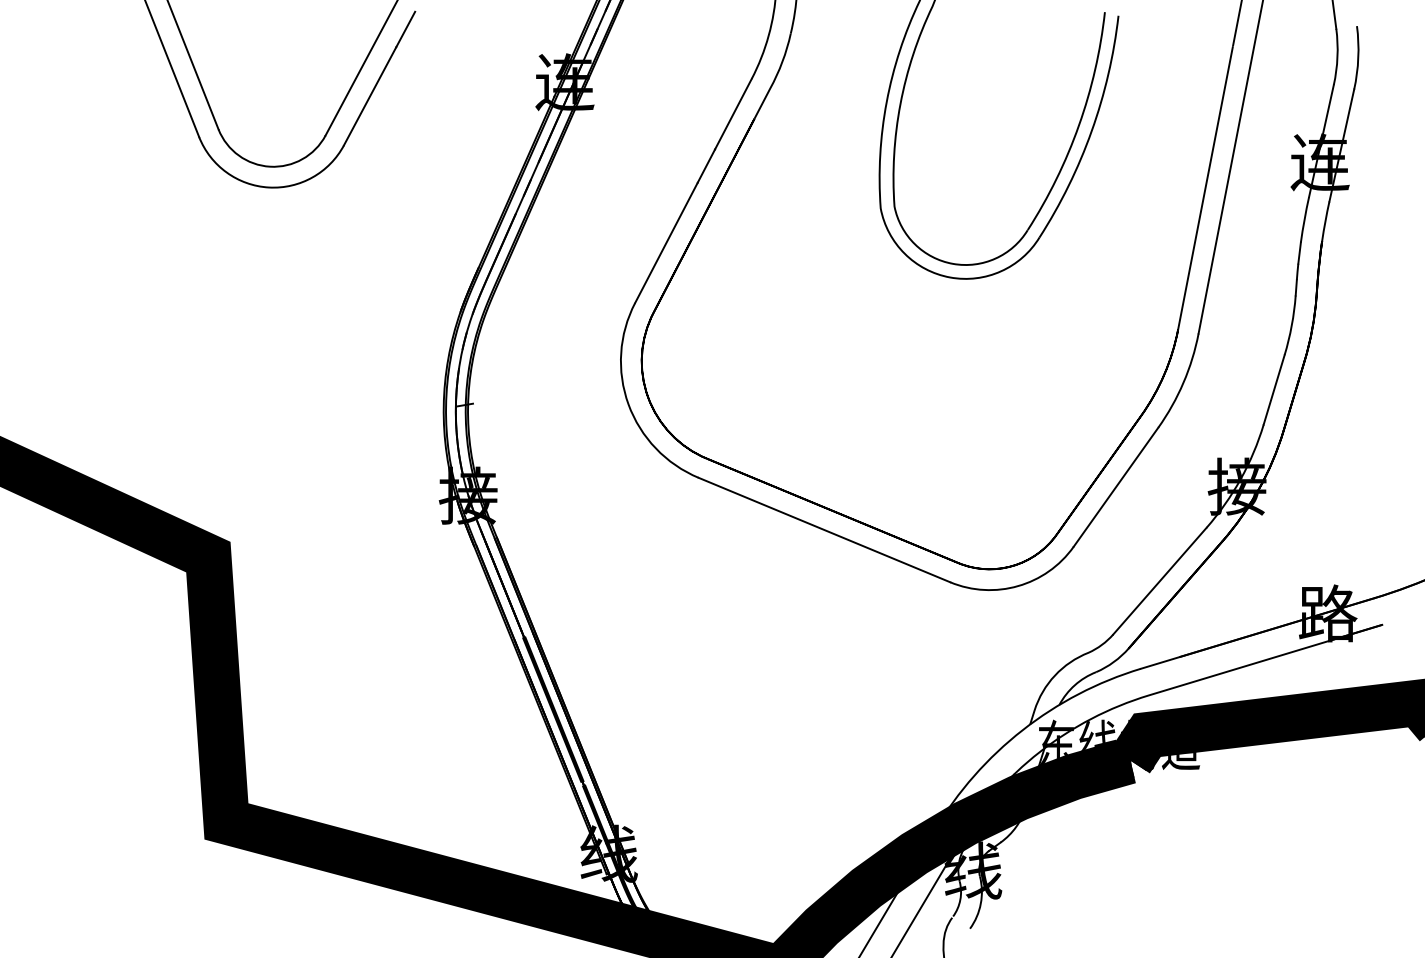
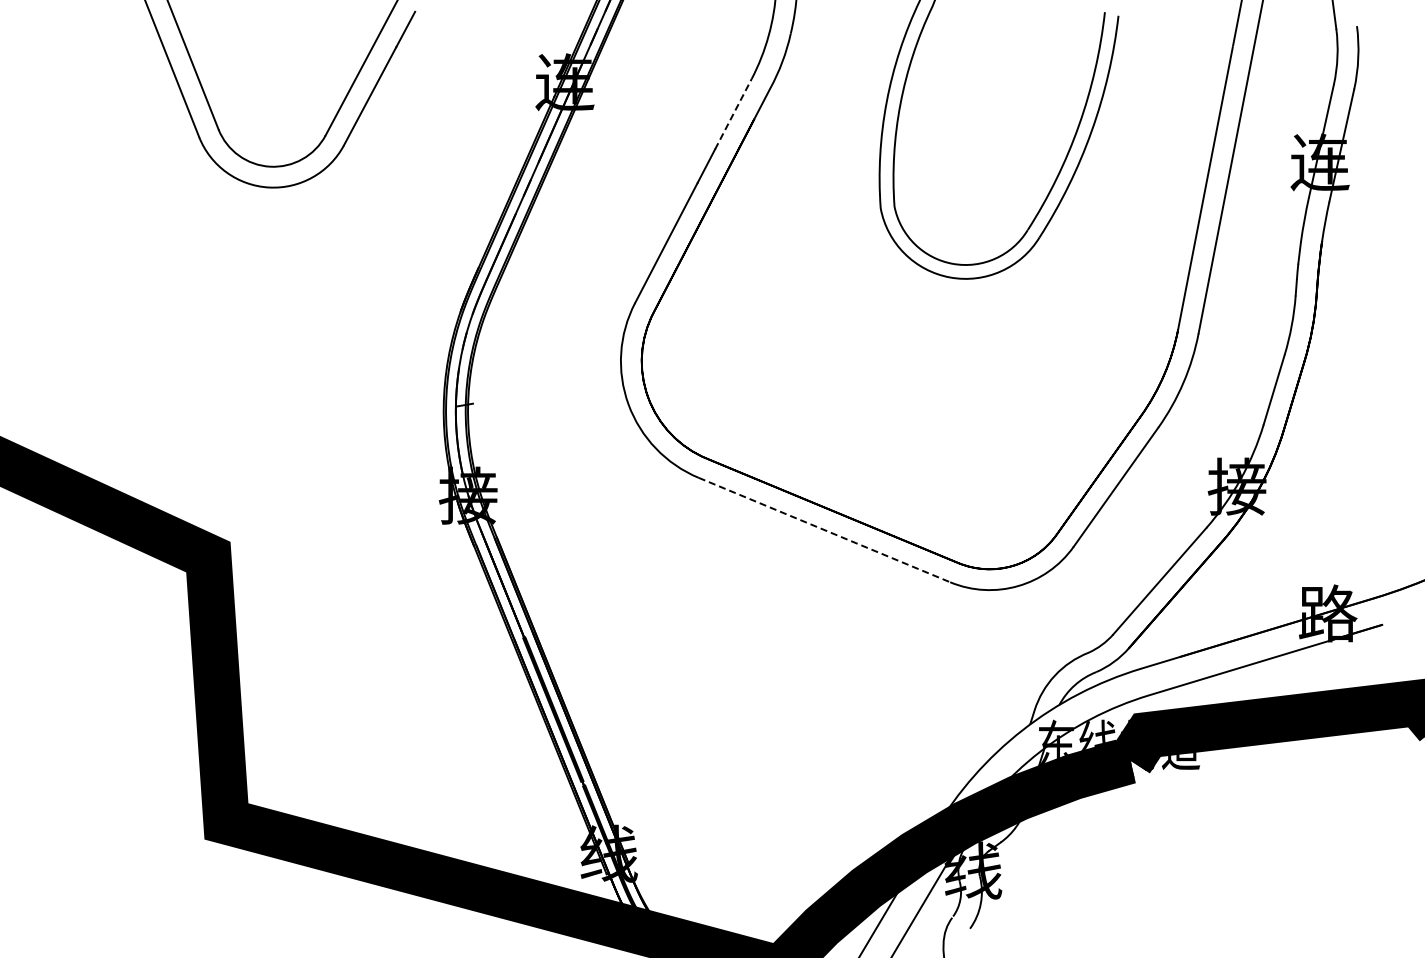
line: solid -> dashed (733, 114)
line: solid -> dashed (824, 530)
